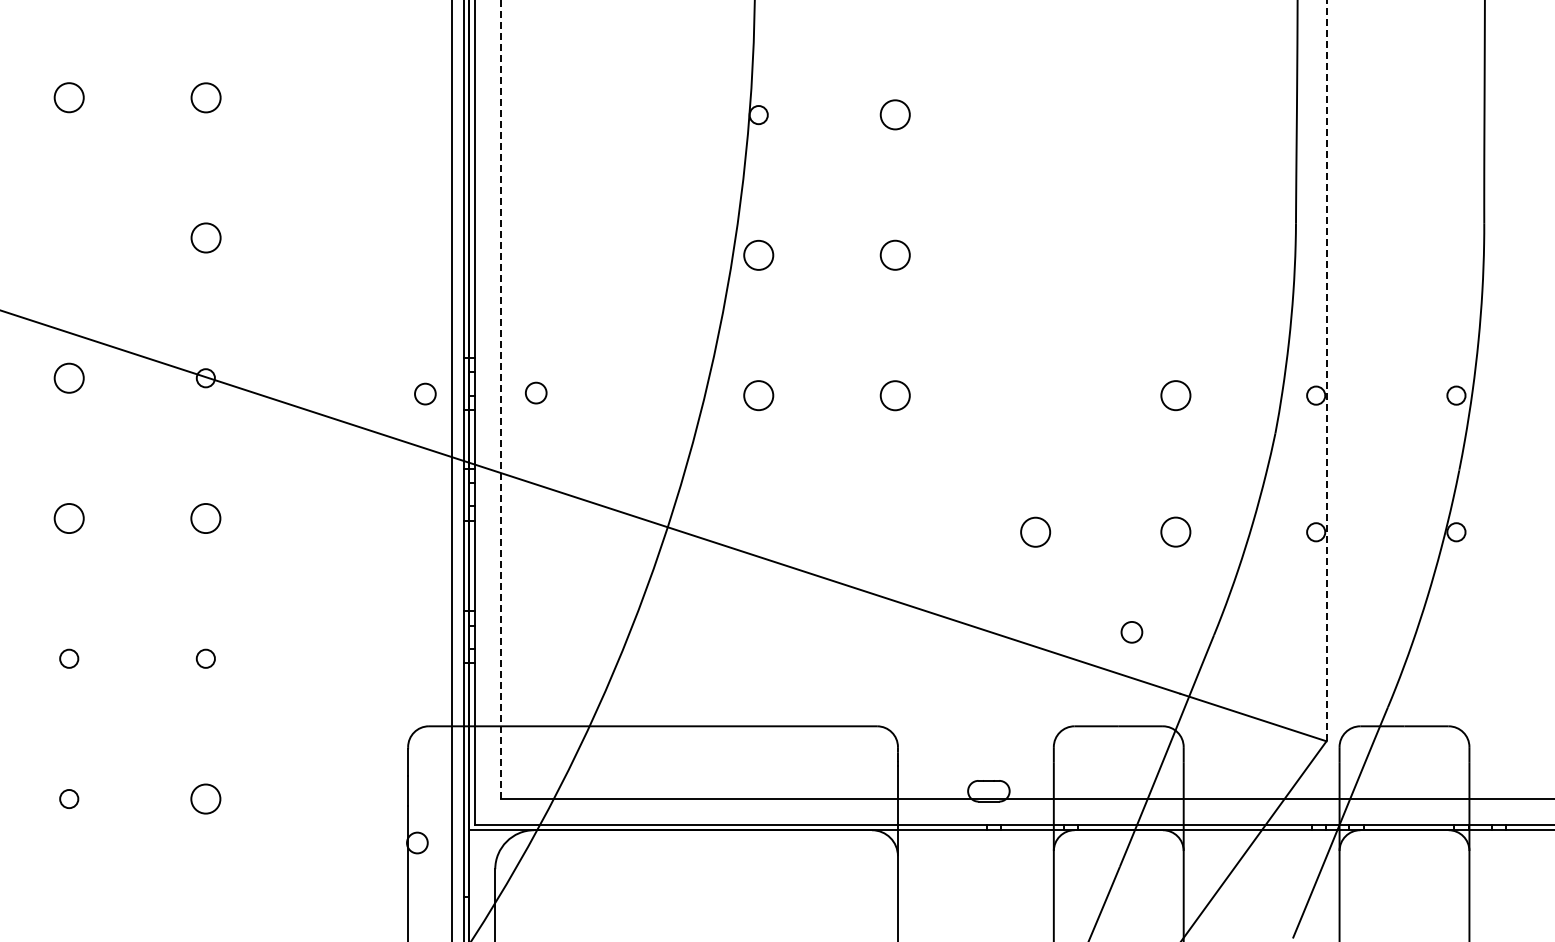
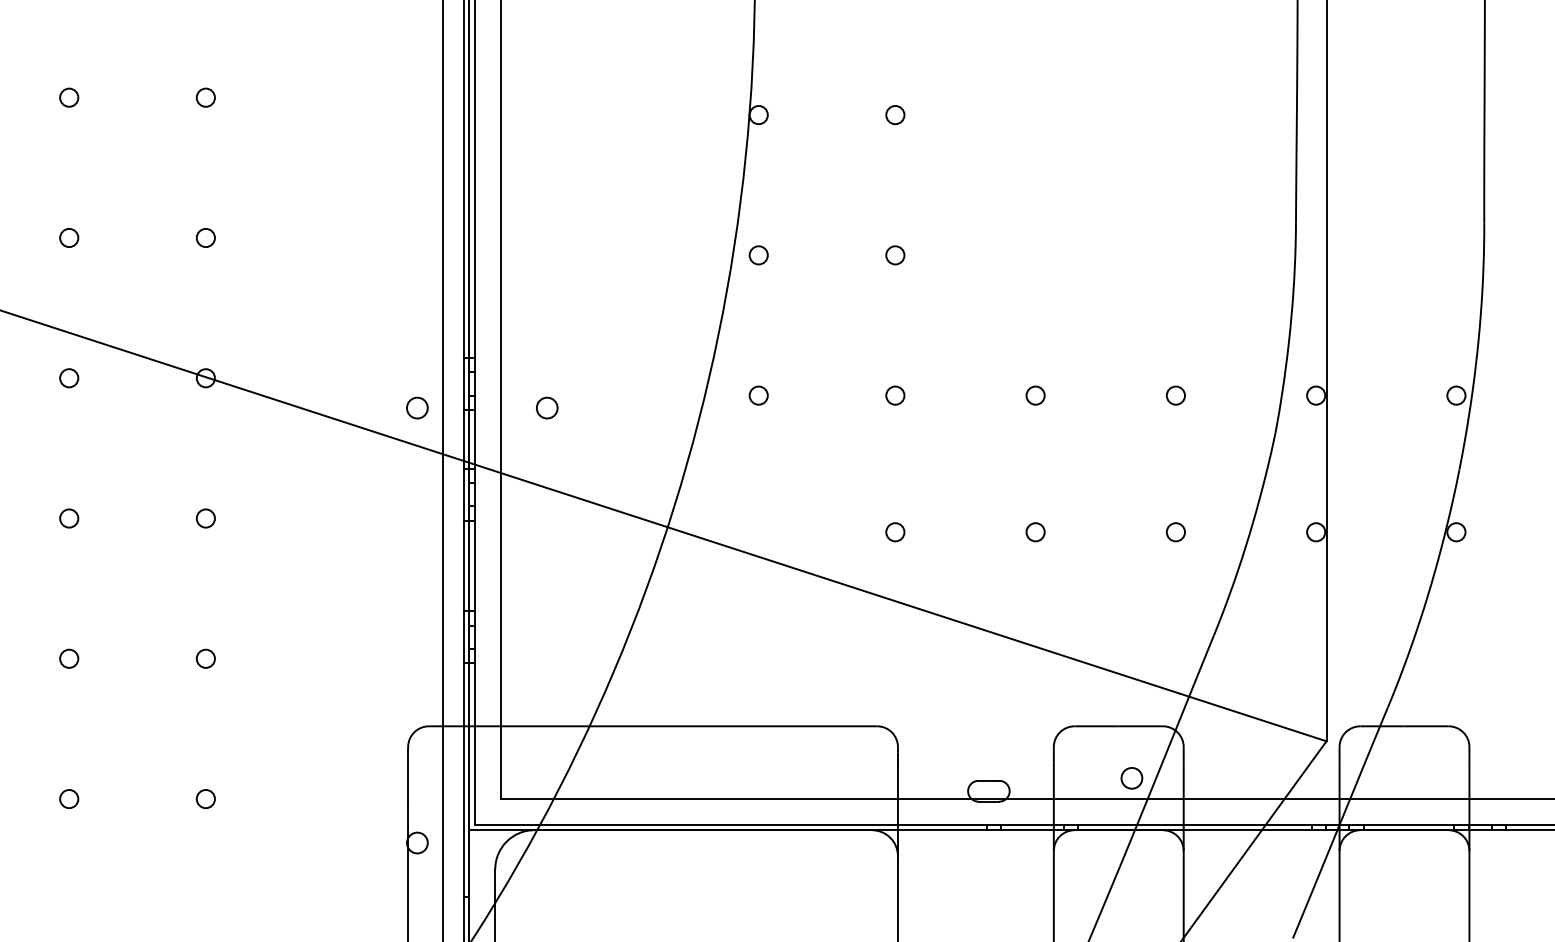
circle diameter: 29 px -> 18 px (69, 97)
circle size: 32x32 px -> 21x21 px (205, 97)
circle size: 32x32 px -> 21x21 px (895, 115)
circle: none -> present (69, 237)
circle size: 32x32 px -> 21x20 px (205, 237)
circle diameter: 29 px -> 18 px (758, 255)
circle size: 32x32 px -> 21x21 px (895, 255)
line: dashed -> solid (1326, 370)
circle diameter: 29 px -> 18 px (69, 378)
circle position: (536, 392) -> (547, 407) (547, 407)
circle position: (425, 393) -> (417, 407) (417, 407)
circle diameter: 29 px -> 18 px (758, 395)
circle size: 32x32 px -> 21x21 px (895, 395)
circle: none -> present (1035, 395)
circle diameter: 29 px -> 18 px (1175, 395)
line: dashed -> solid (500, 399)
line position: (452, 470) -> (443, 470) (443, 470)
circle diameter: 29 px -> 18 px (69, 518)
circle diameter: 29 px -> 18 px (205, 518)
circle diameter: 29 px -> 18 px (1035, 532)
circle size: 32x32 px -> 20x21 px (1175, 532)
circle: none -> present (895, 532)
circle position: (1131, 632) -> (1131, 778) (1131, 778)
circle diameter: 29 px -> 18 px (205, 798)
